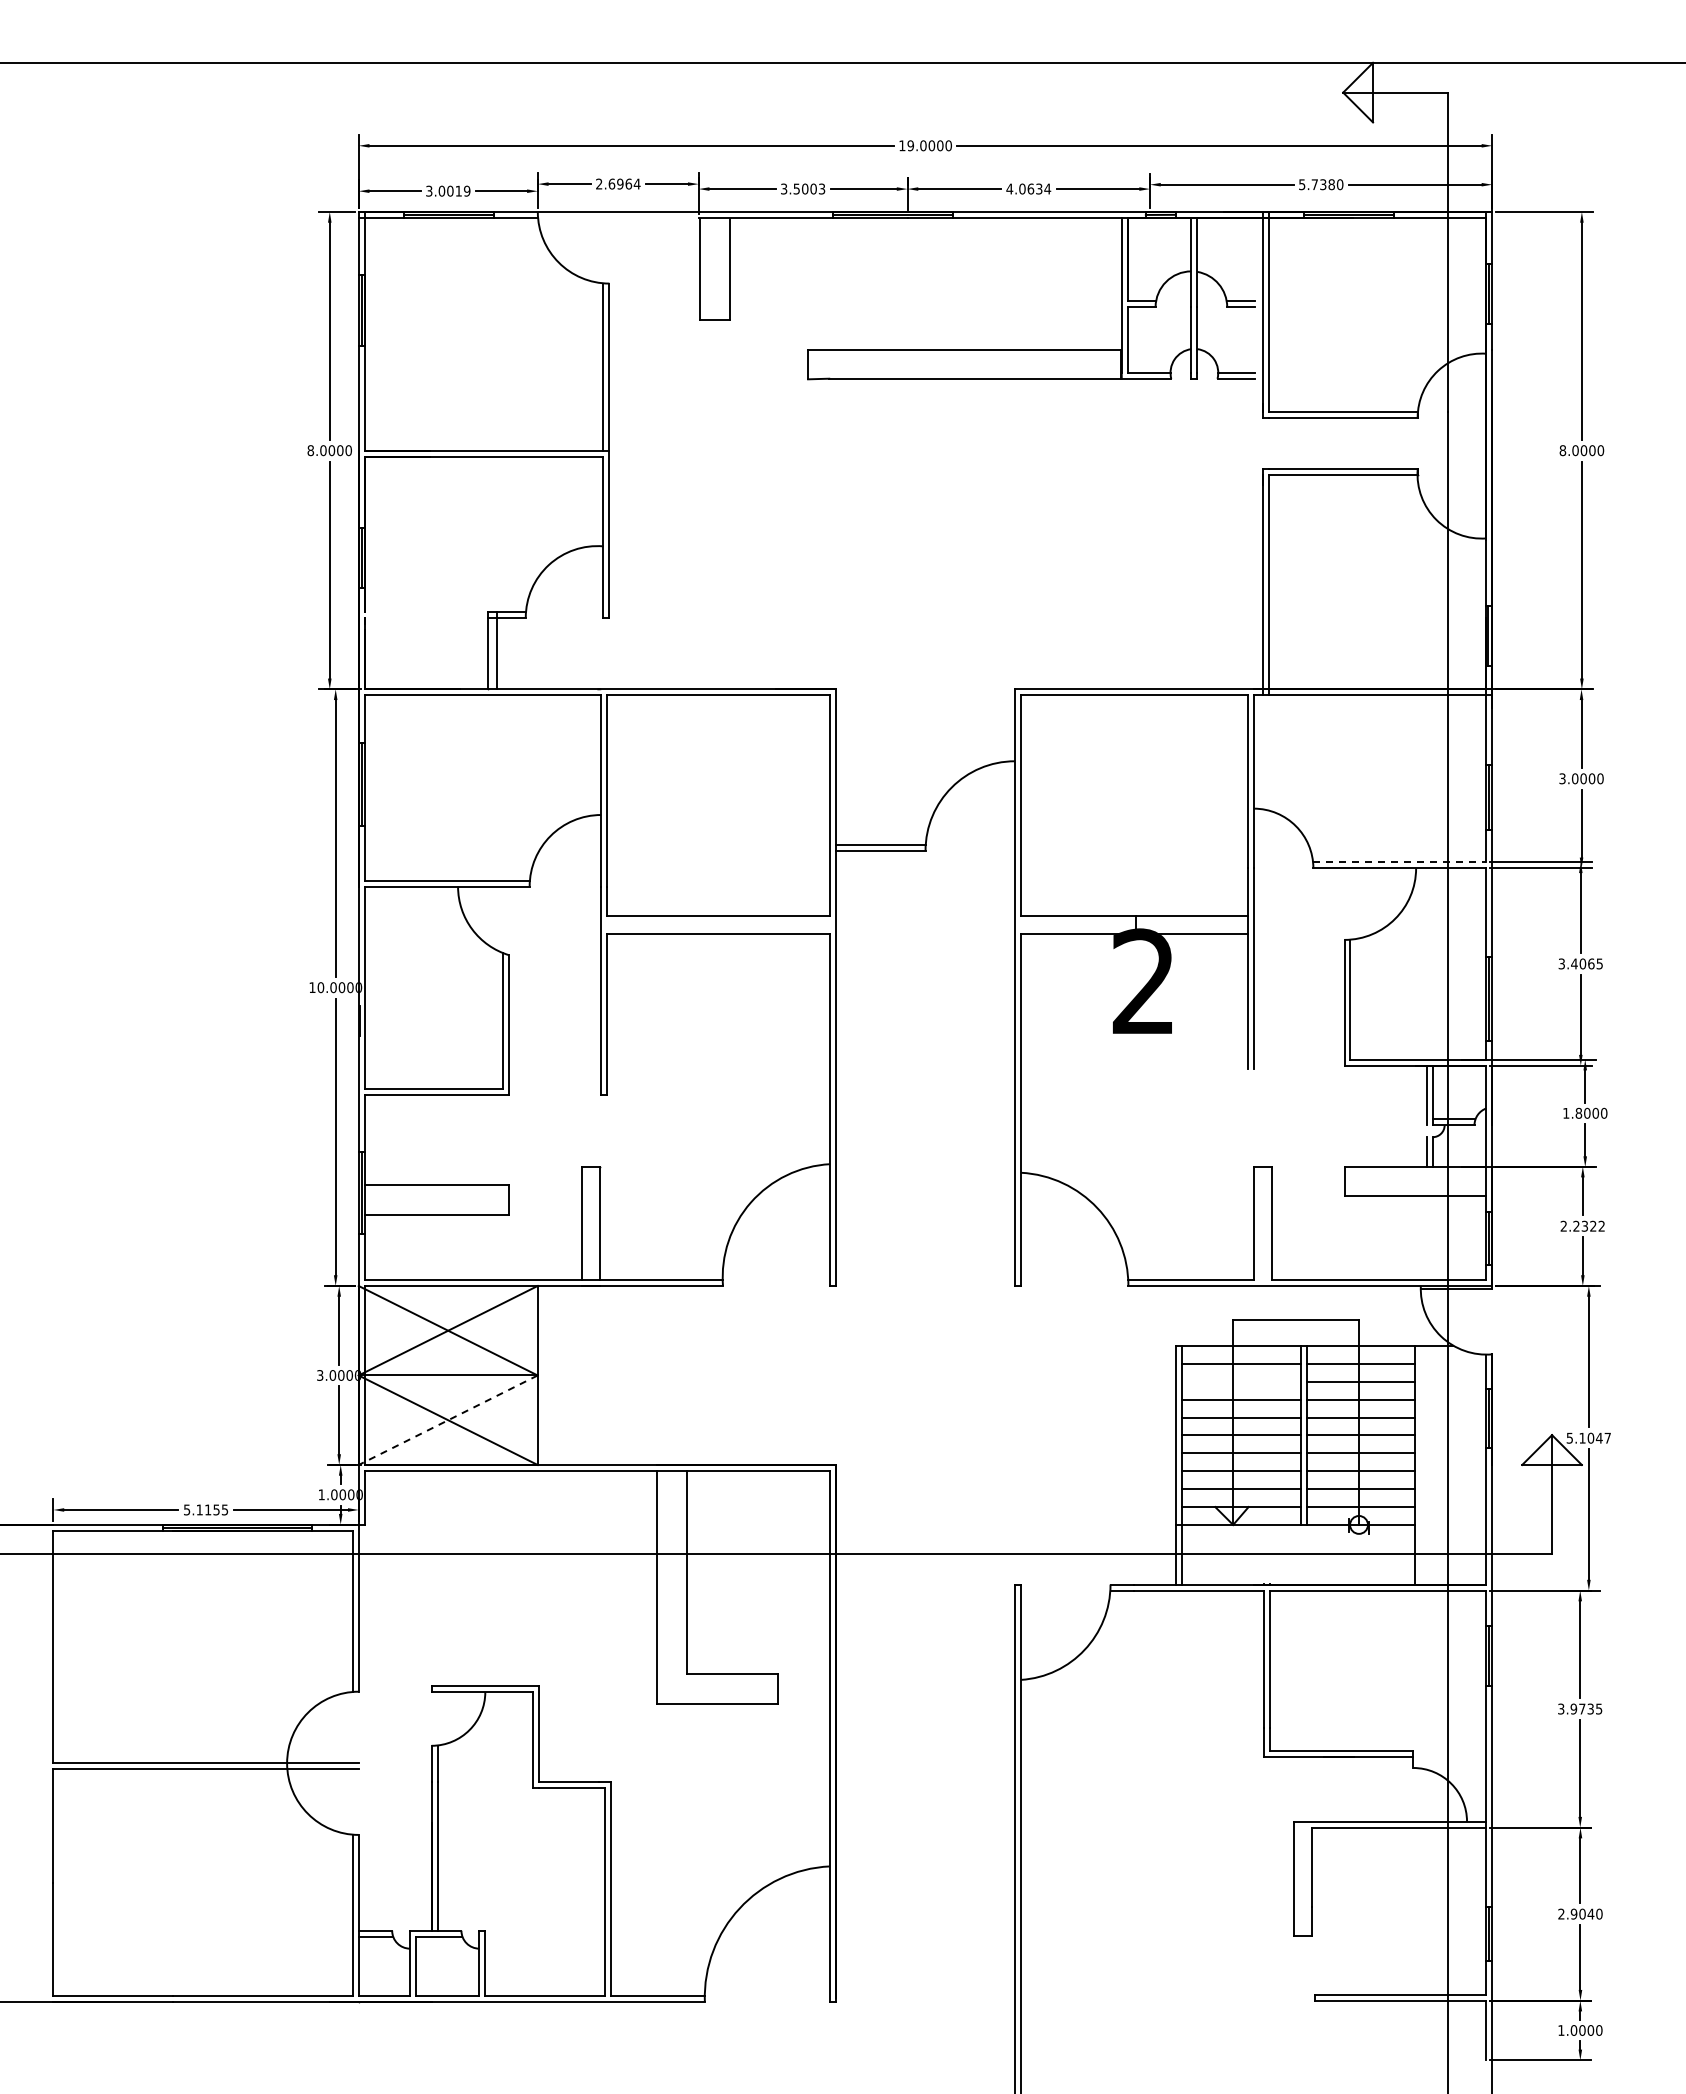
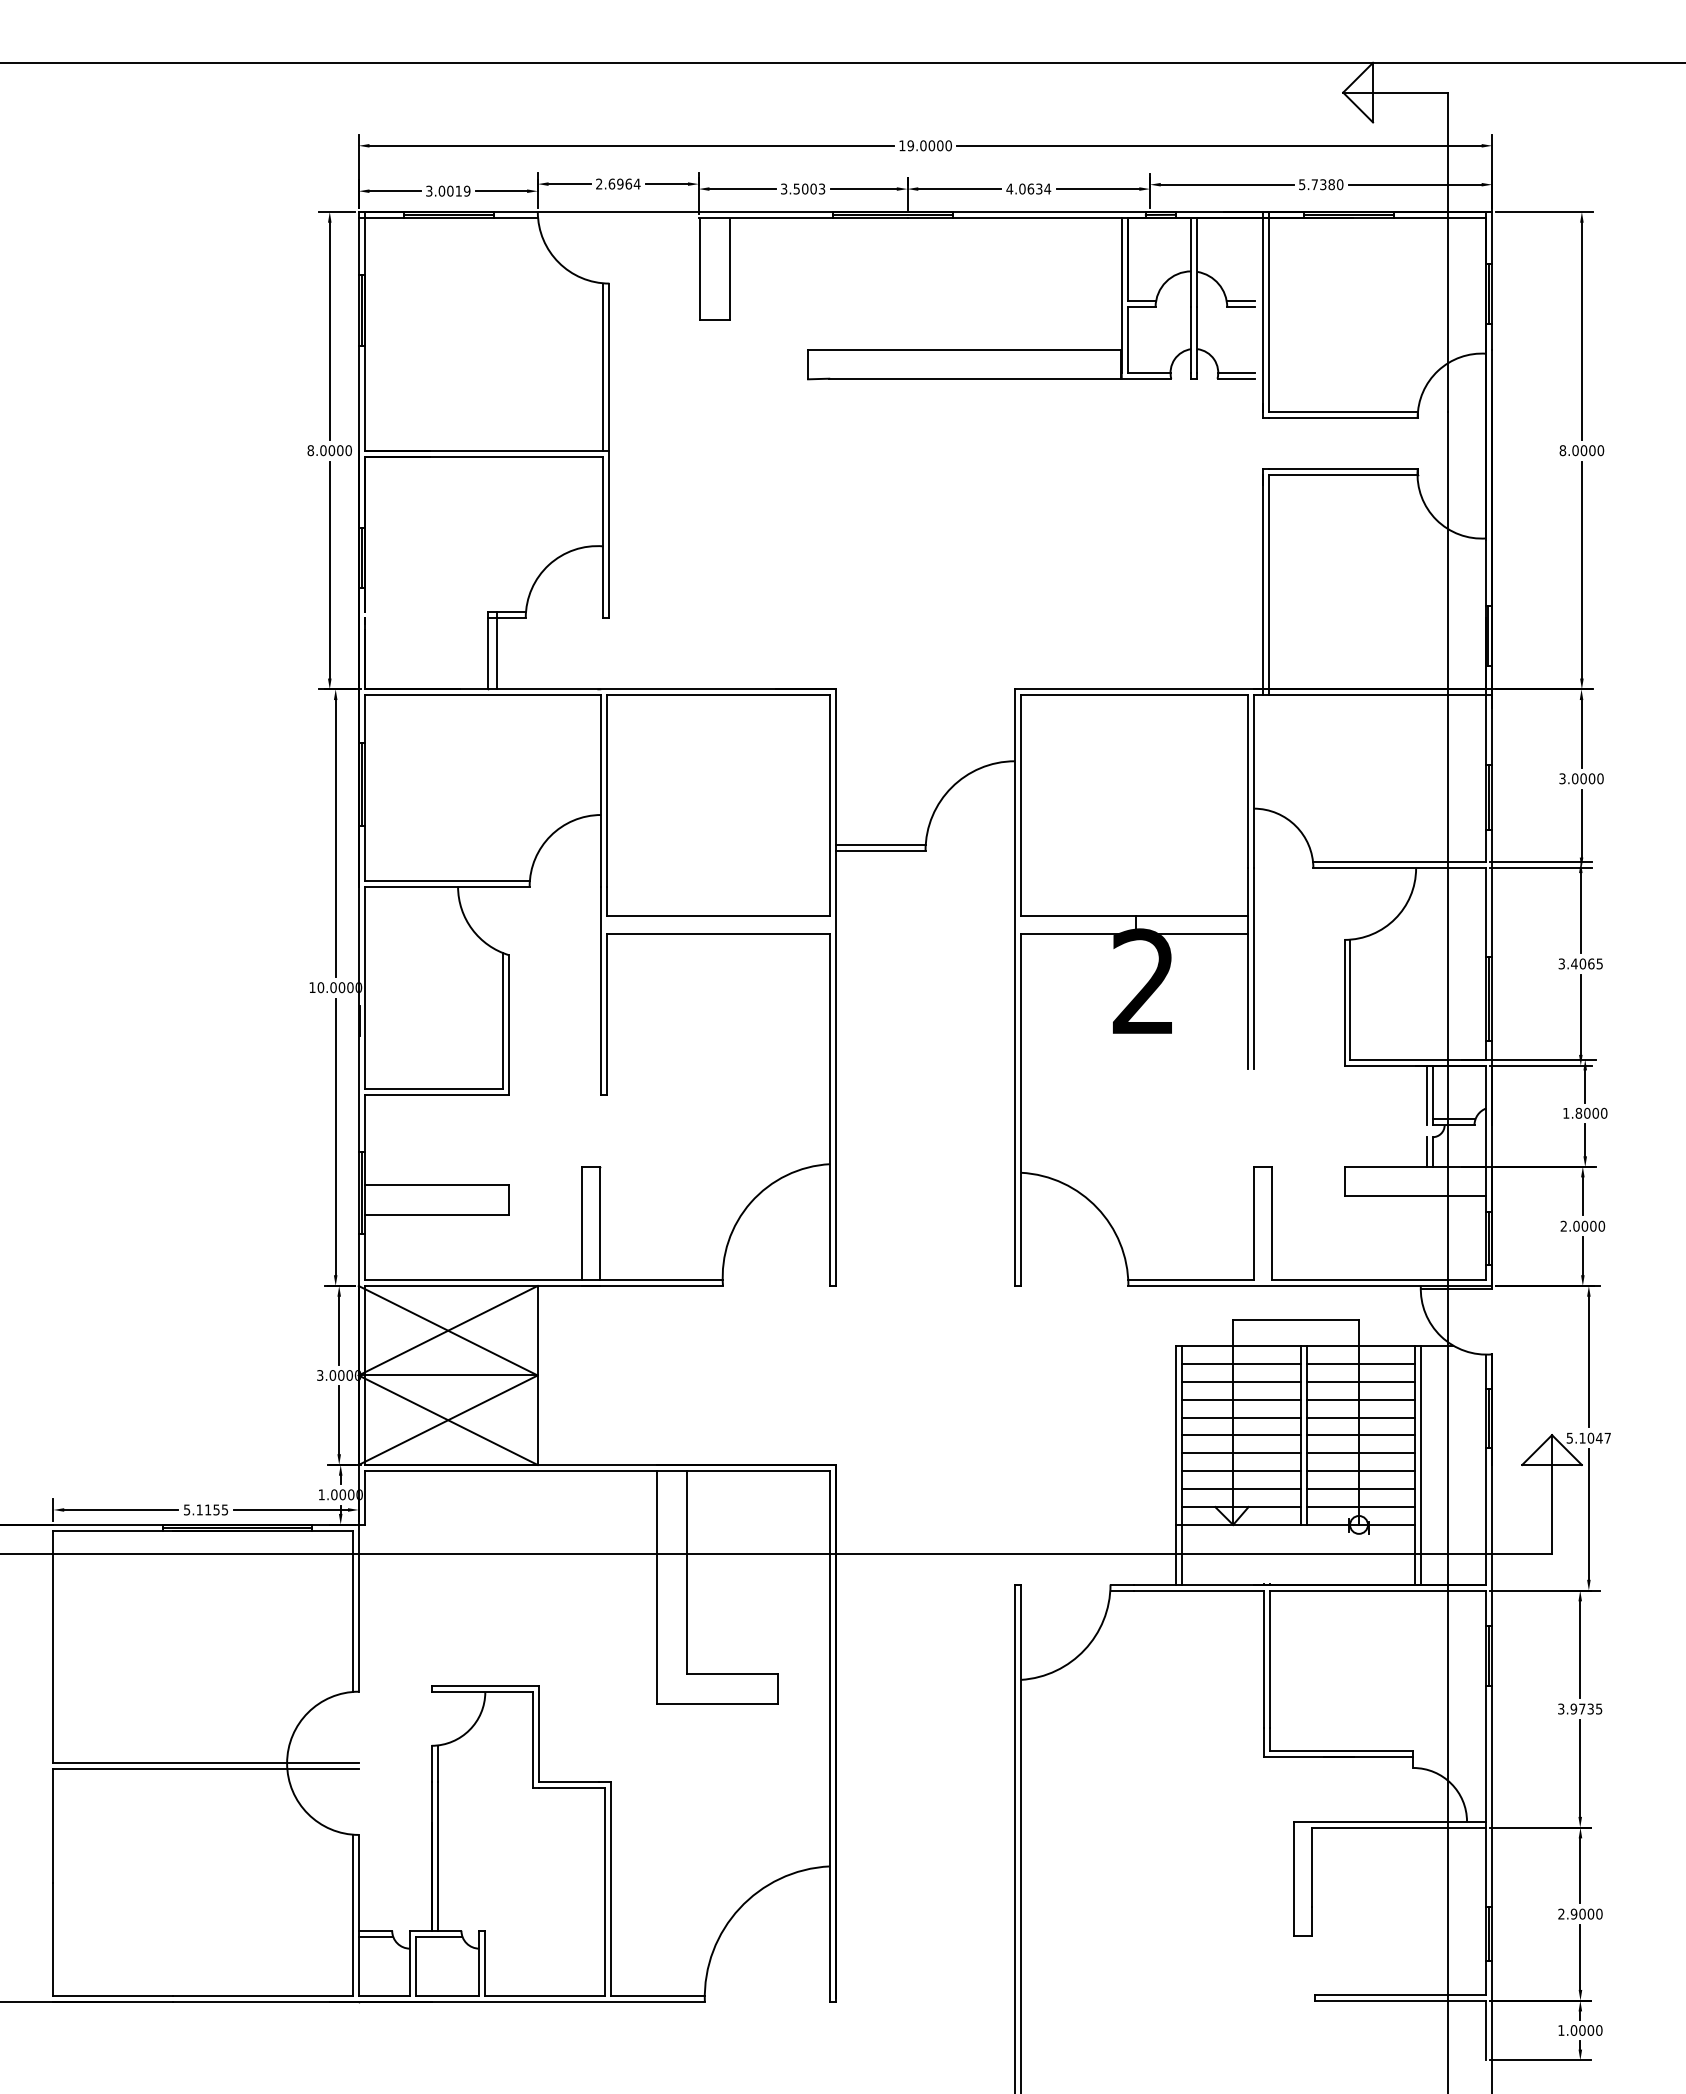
line: dashed -> solid (1399, 862)
text: 2.2322 -> 2.0000 (1589, 1225)
line: none -> present (1241, 1381)
line: dashed -> solid (447, 1420)
line: none -> present (1420, 1464)
text: 2.9040 -> 2.9000 (1590, 1913)
